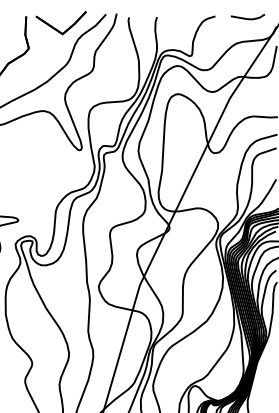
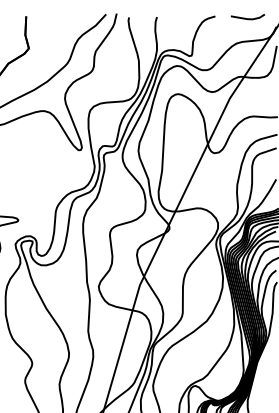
part: present -> none (56, 28)
